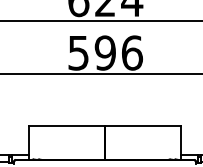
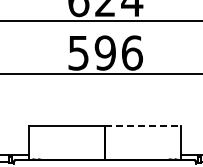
line: solid -> dashed (143, 125)
